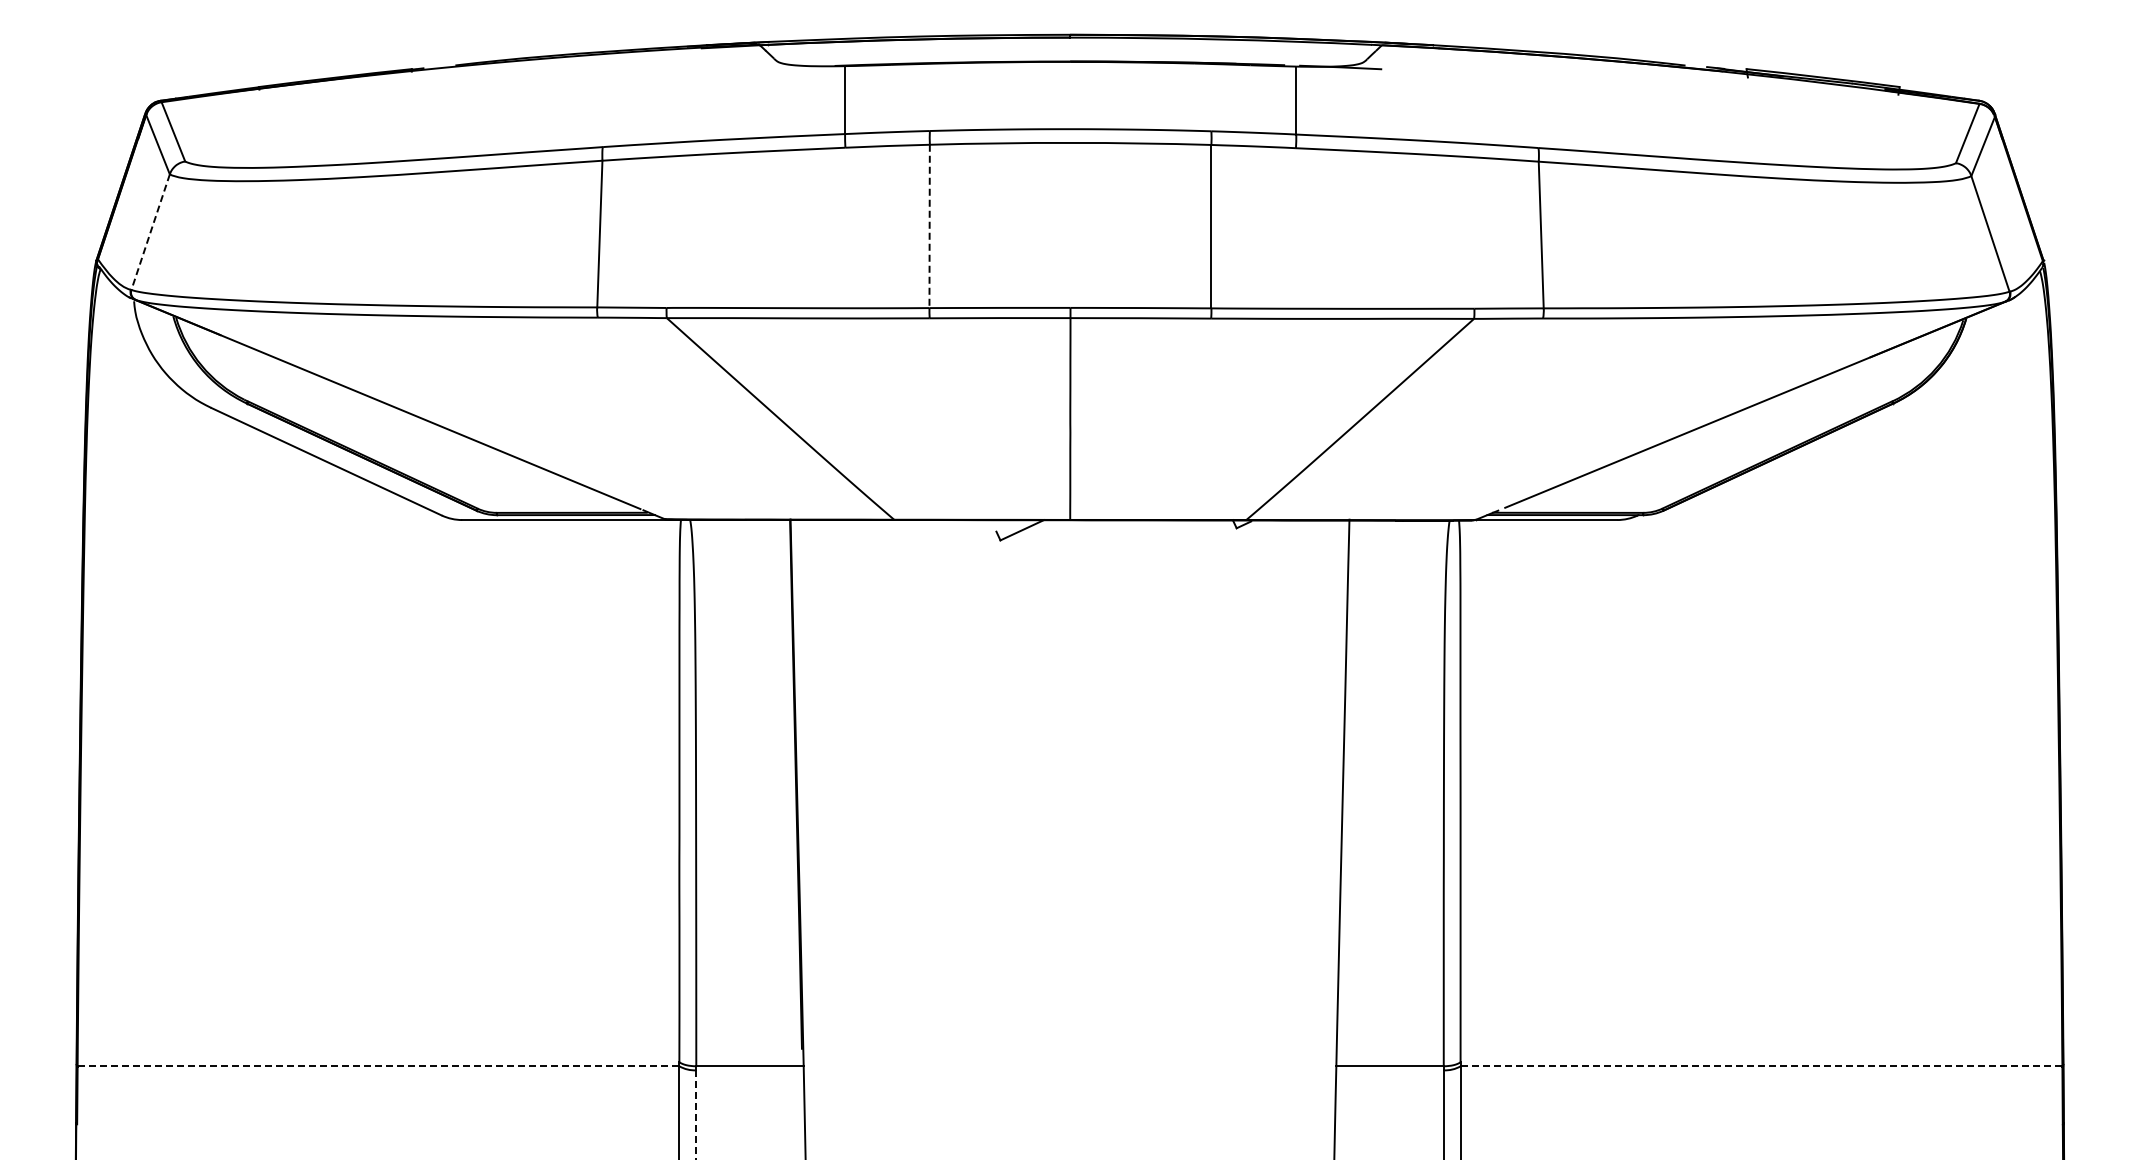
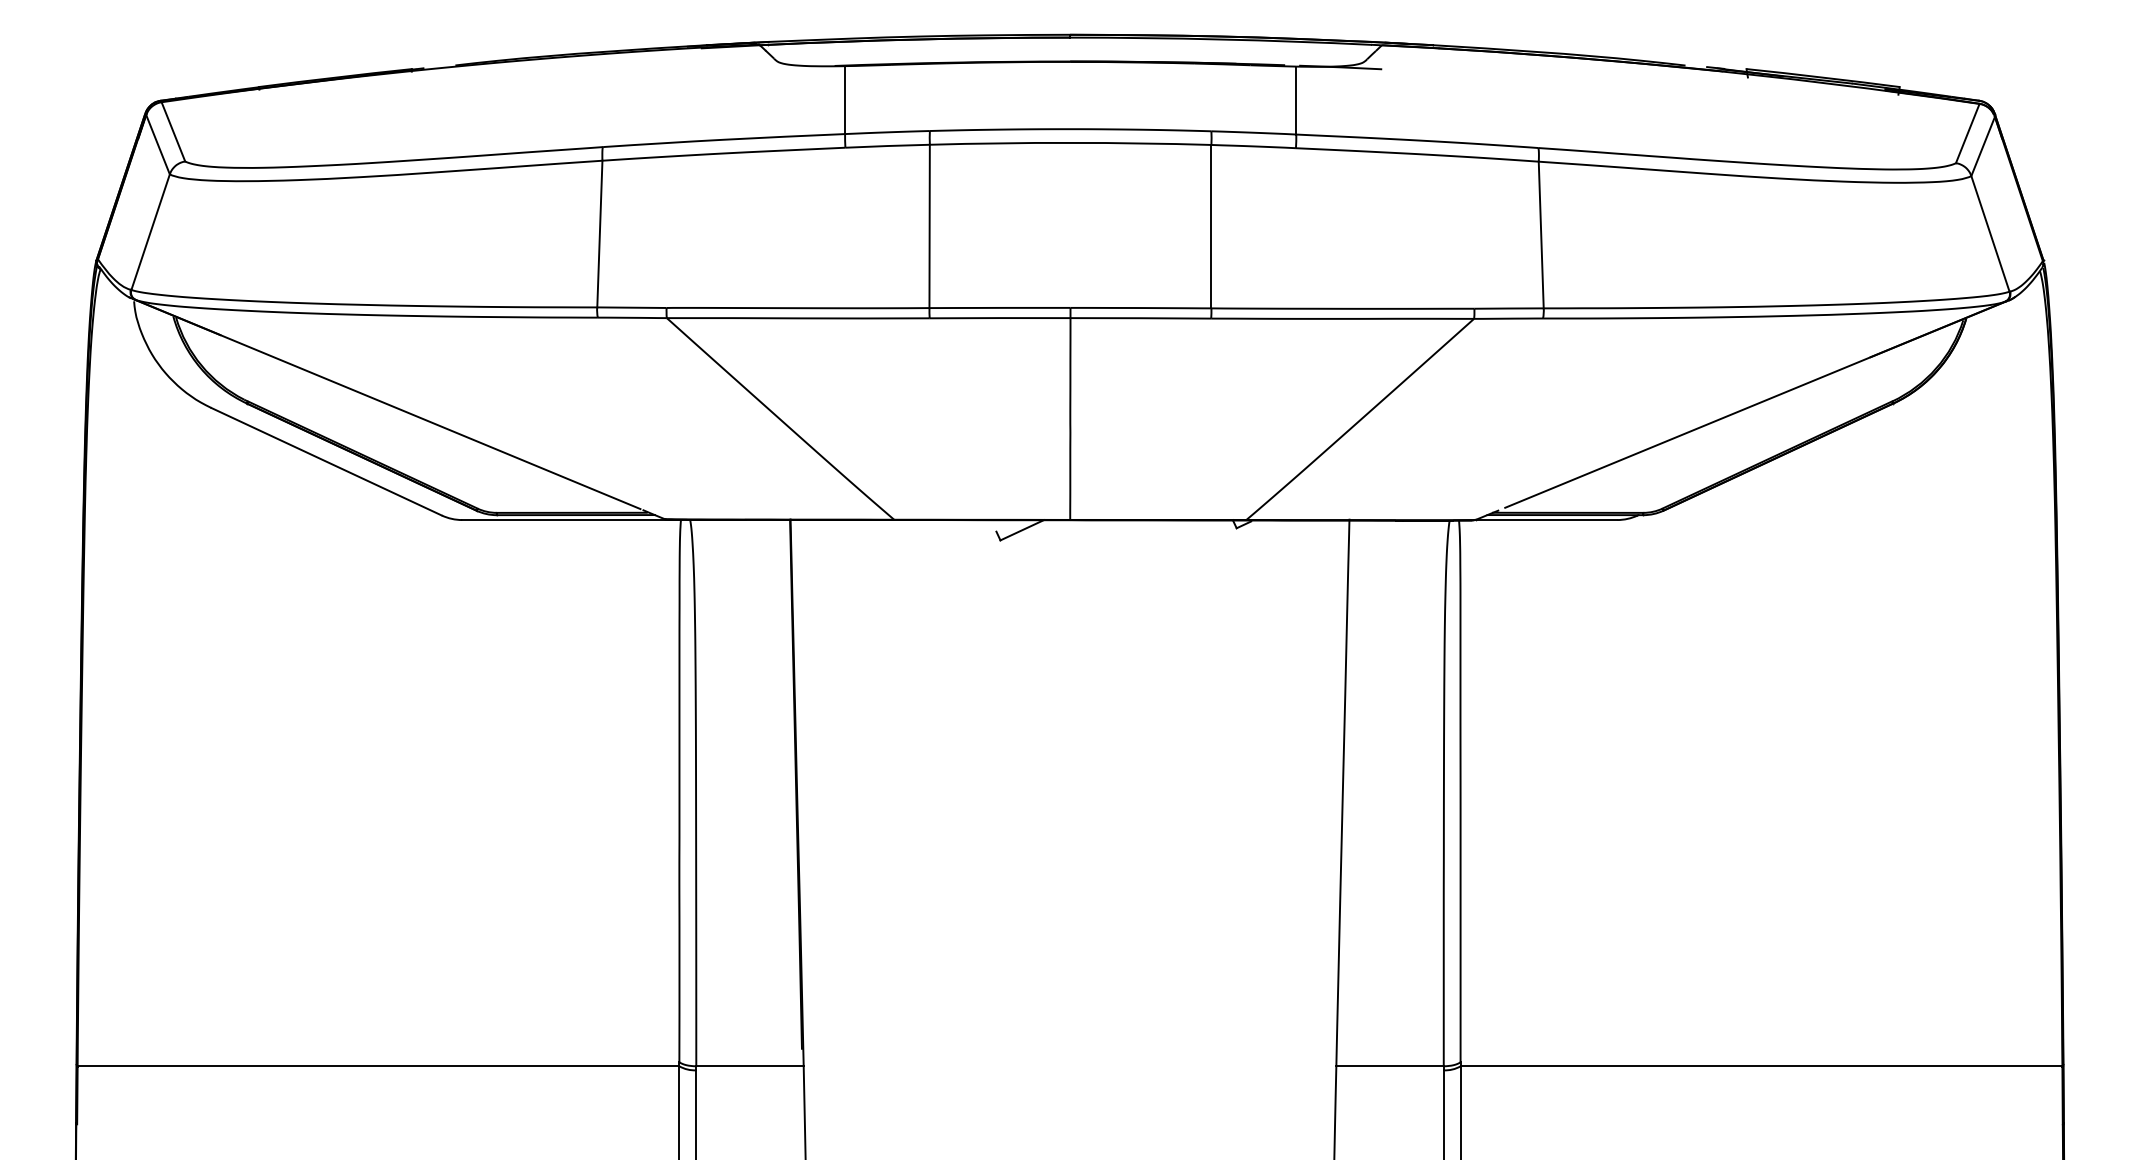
line: dashed -> solid (929, 226)
line: dashed -> solid (150, 232)
line: dashed -> solid (378, 1066)
line: dashed -> solid (1761, 1066)
line: dashed -> solid (696, 1115)
